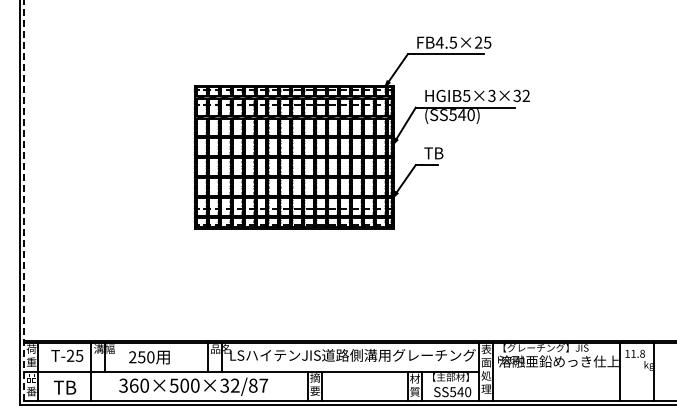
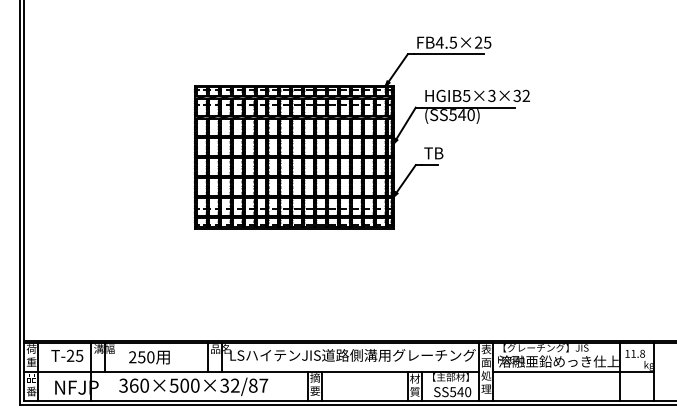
line: dashed -> solid (24, 200)
line: none -> present (572, 371)
text: TB -> NFJP (75, 387)
